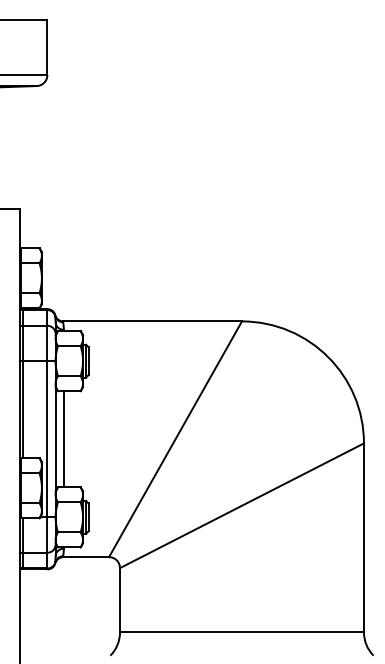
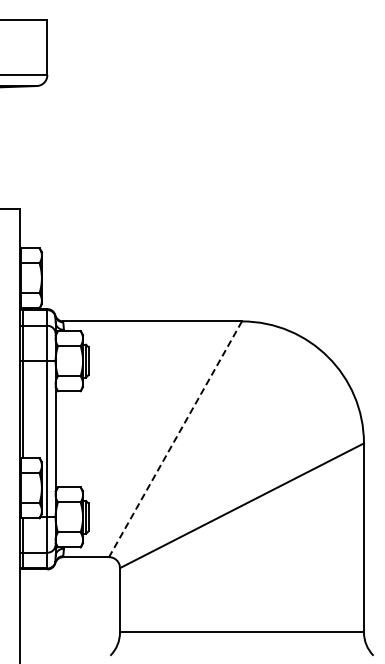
line: present -> none (63, 439)
line: solid -> dashed (175, 439)
